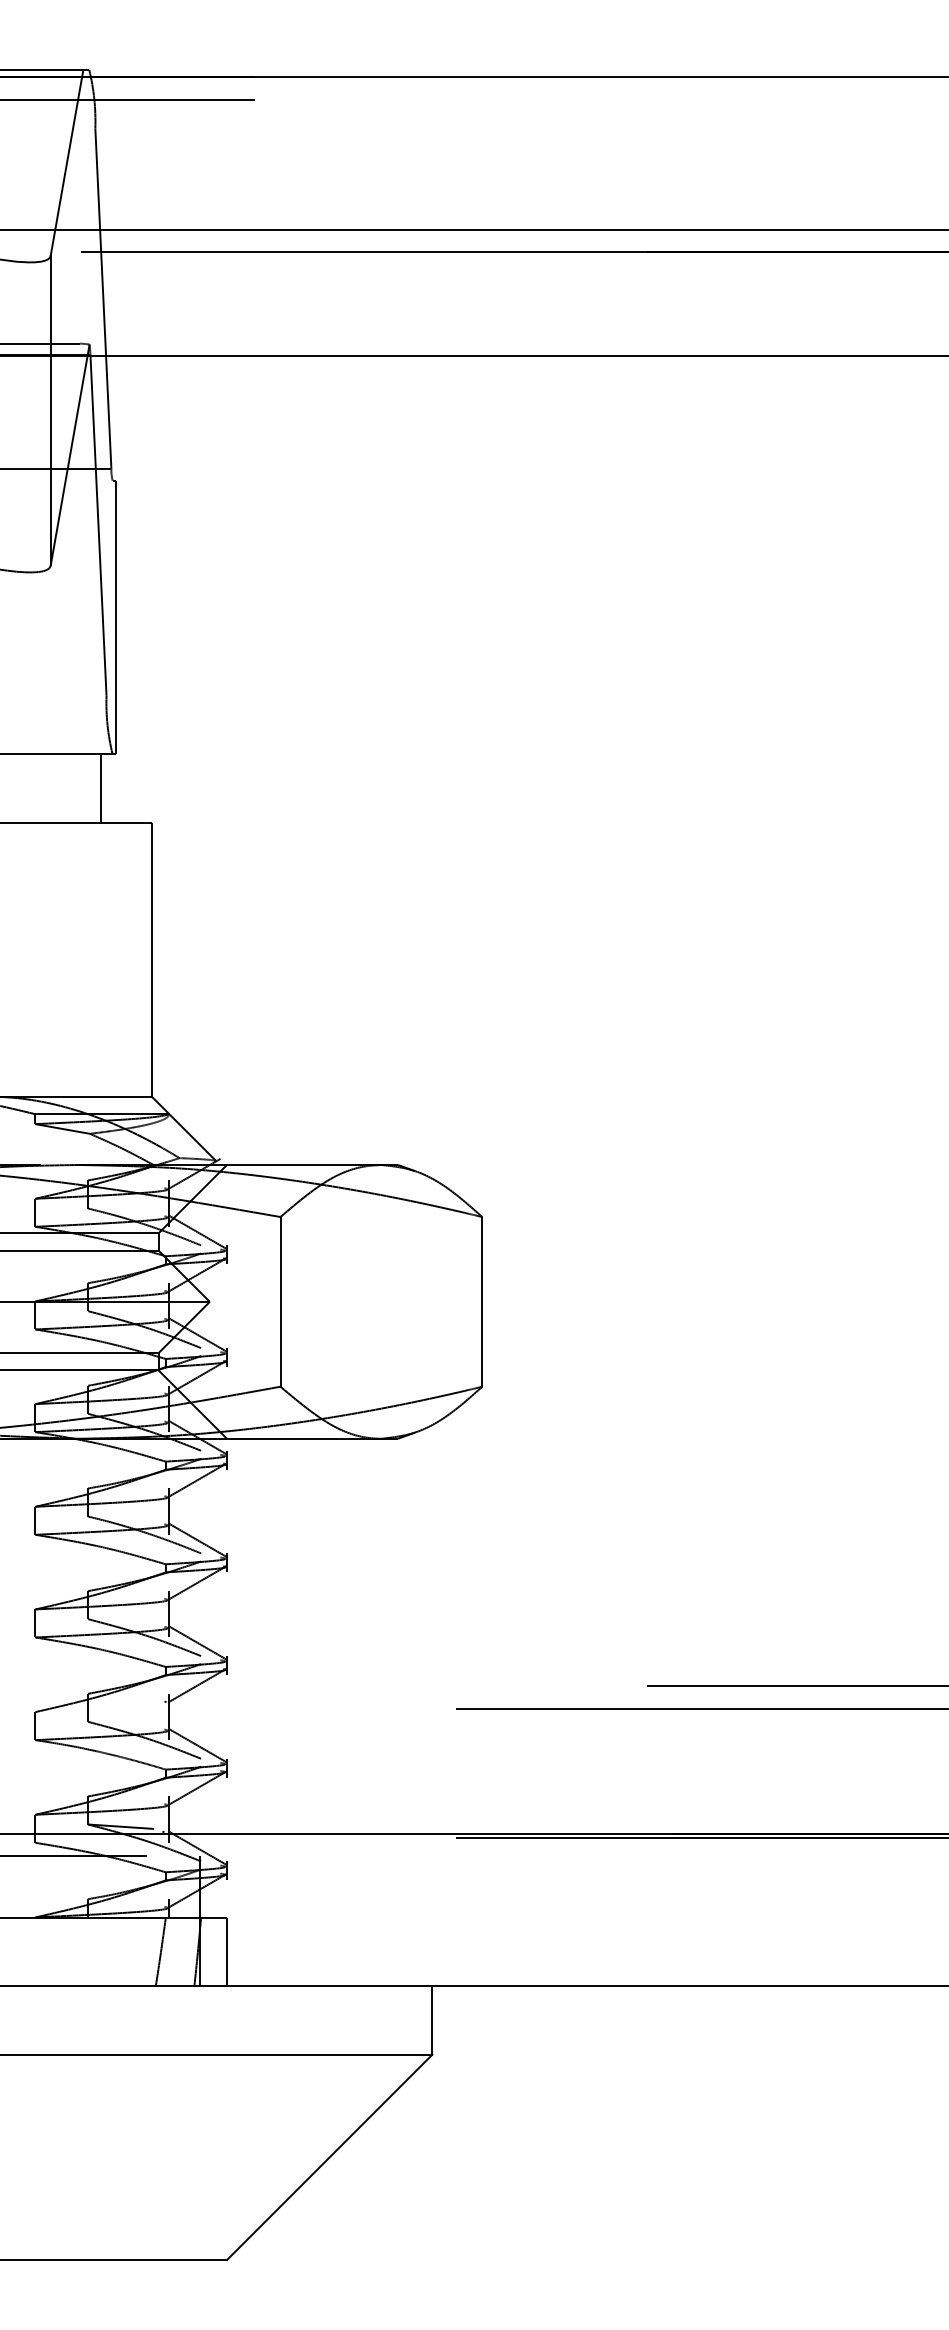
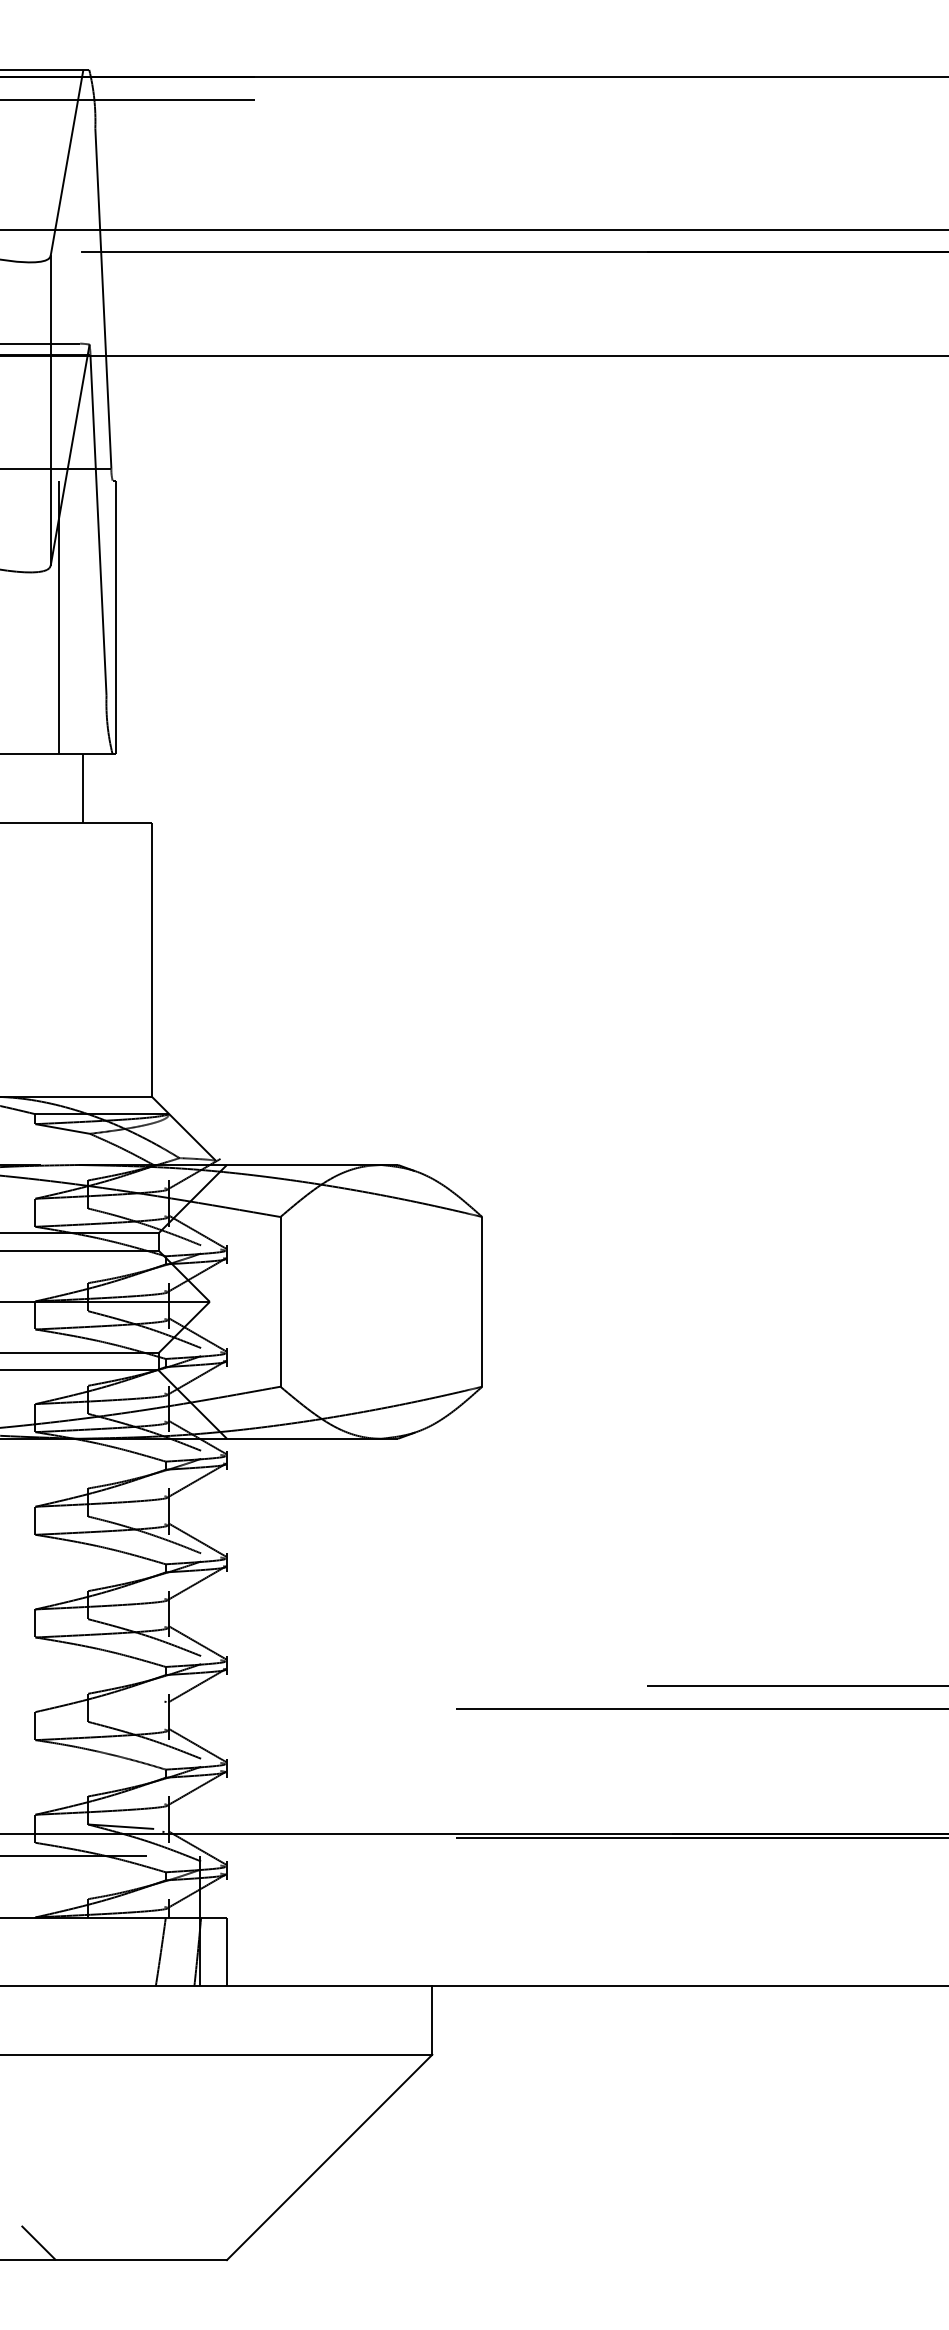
line: none -> present (59, 617)
line position: (101, 788) -> (83, 788) (83, 788)
line: none -> present (38, 2242)
